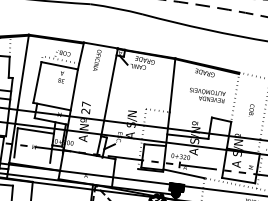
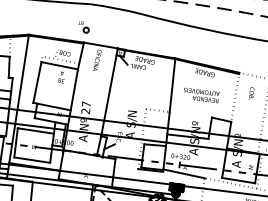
part: none -> present (83, 27)
text position: (207, 95) -> (201, 95) (201, 95)
text position: (251, 110) -> (251, 93) (251, 93)
line: none -> present (32, 159)
